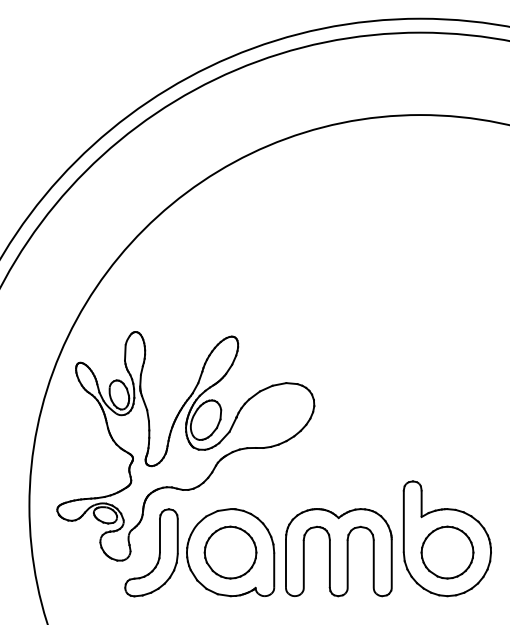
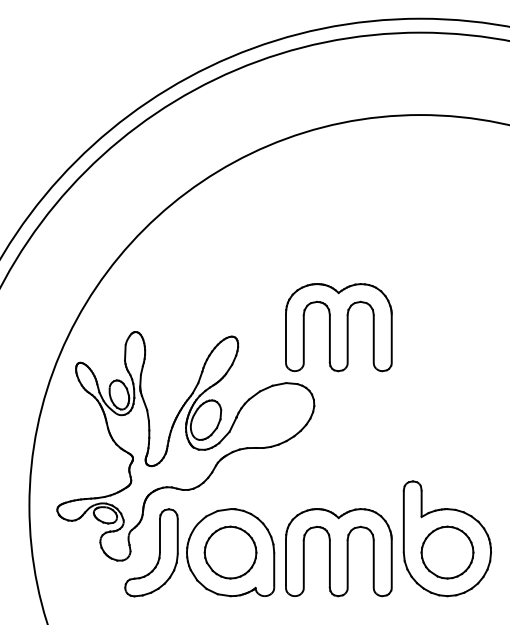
part: none -> present (338, 327)
